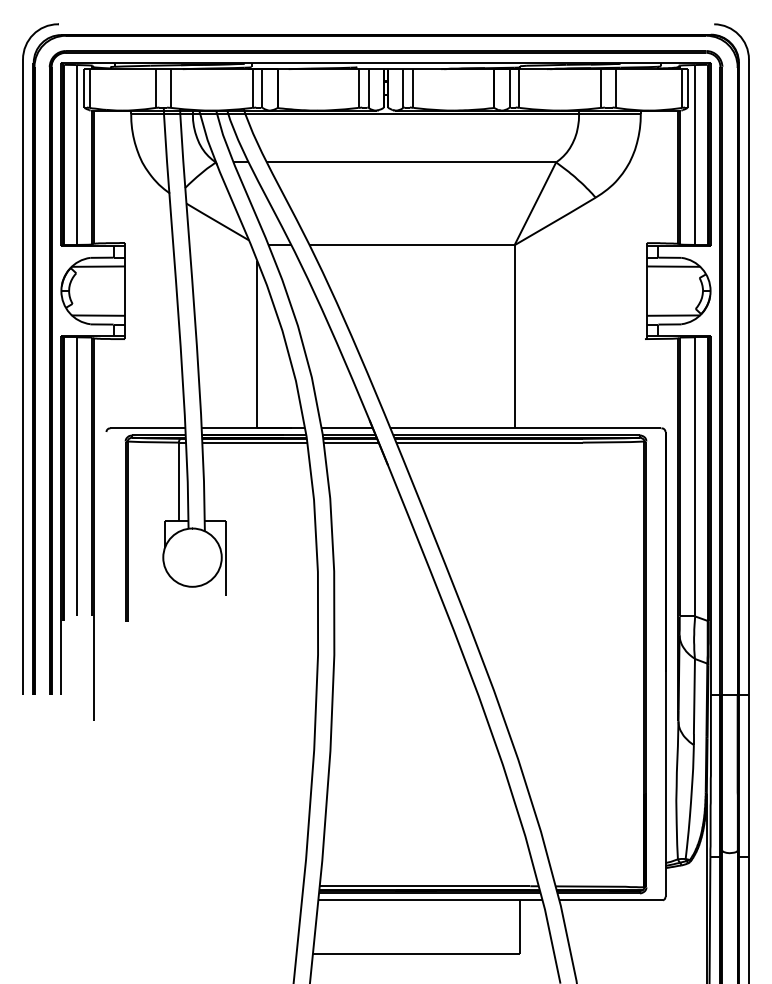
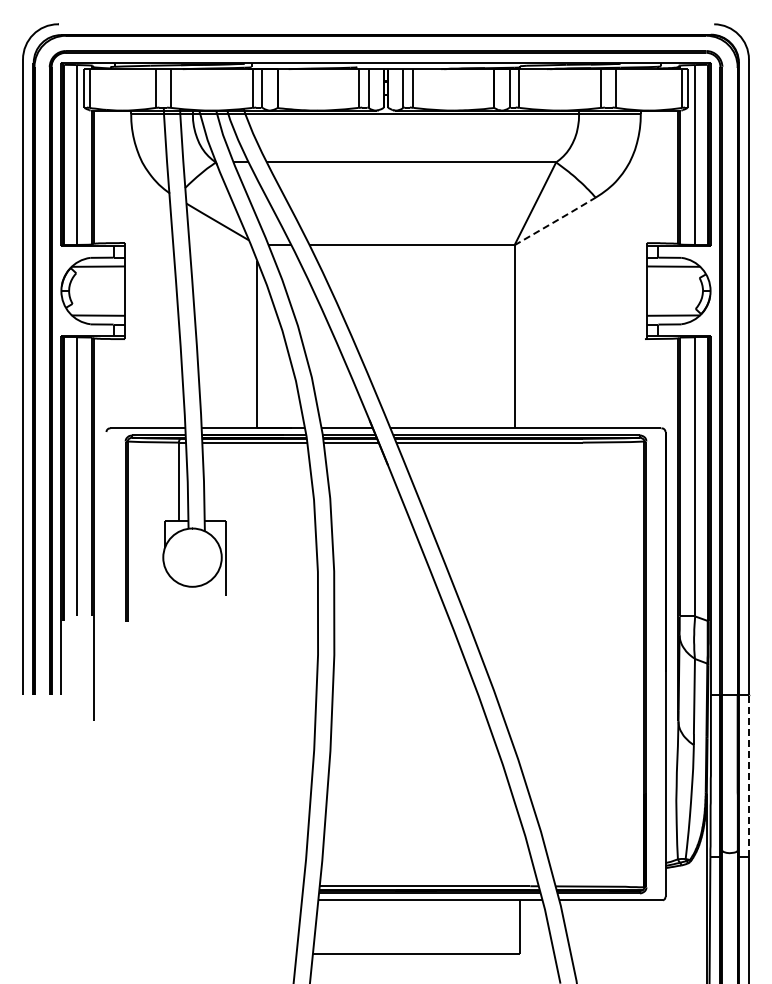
line: solid -> dashed (555, 221)
line: solid -> dashed (748, 775)
